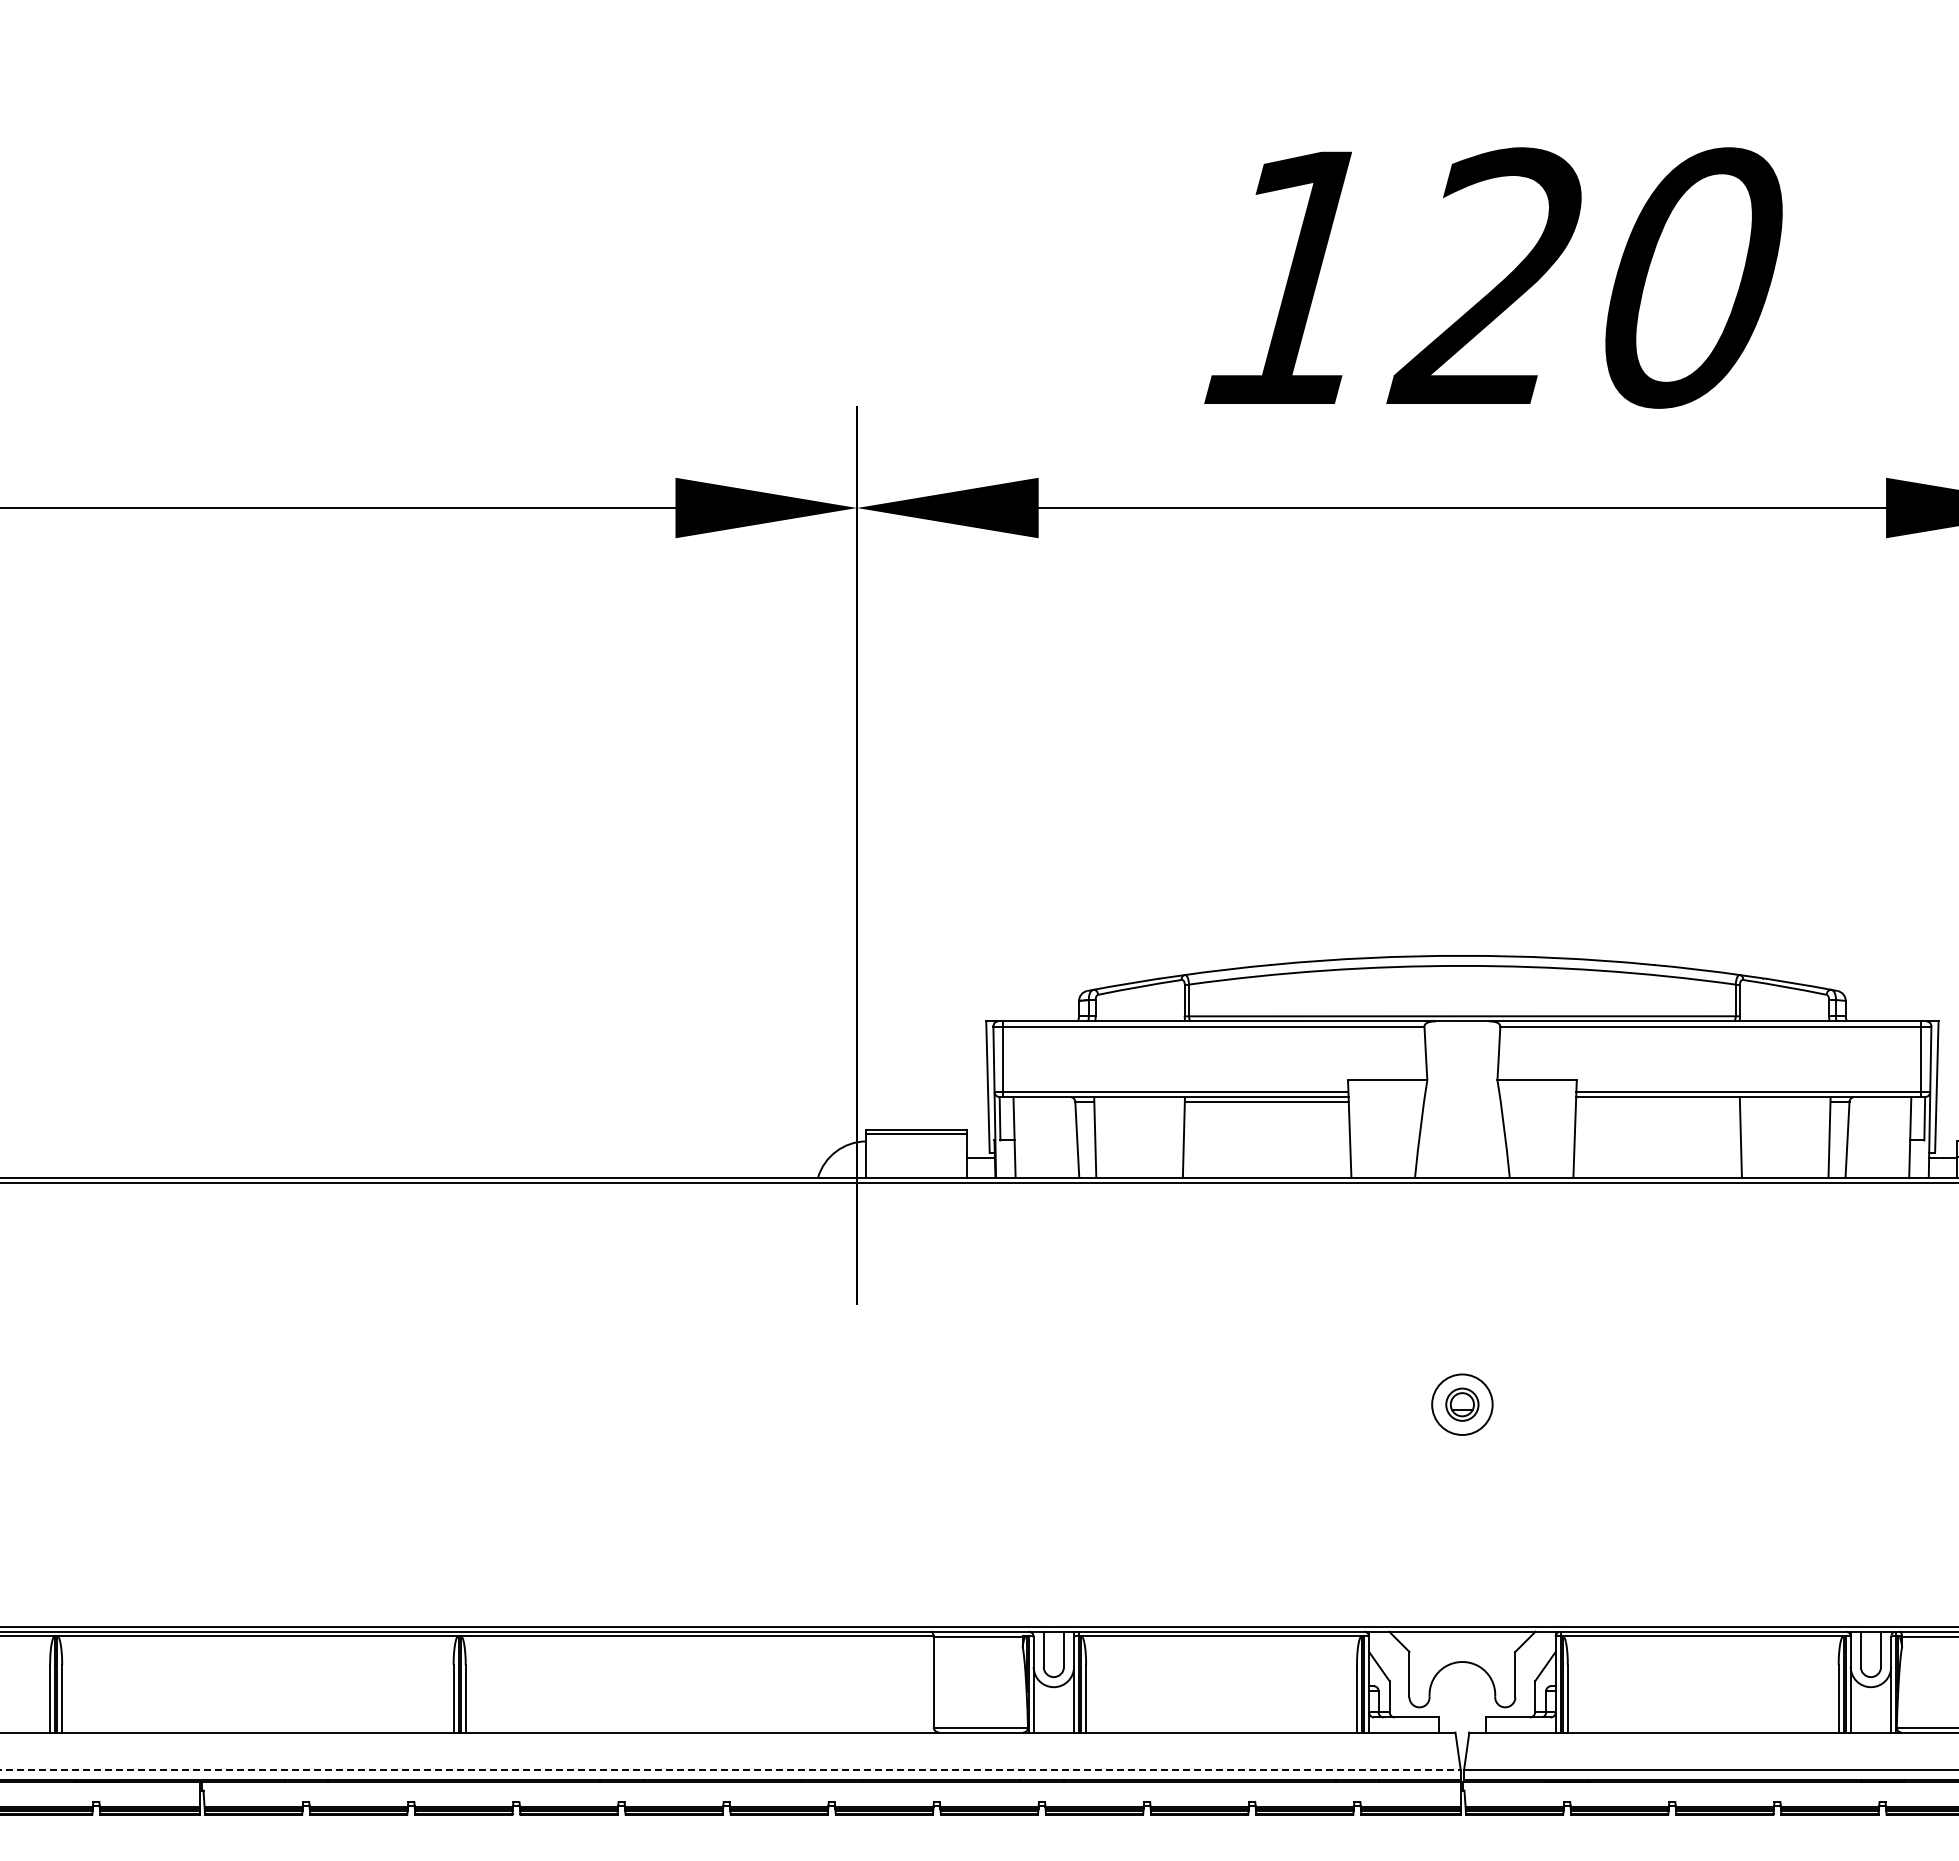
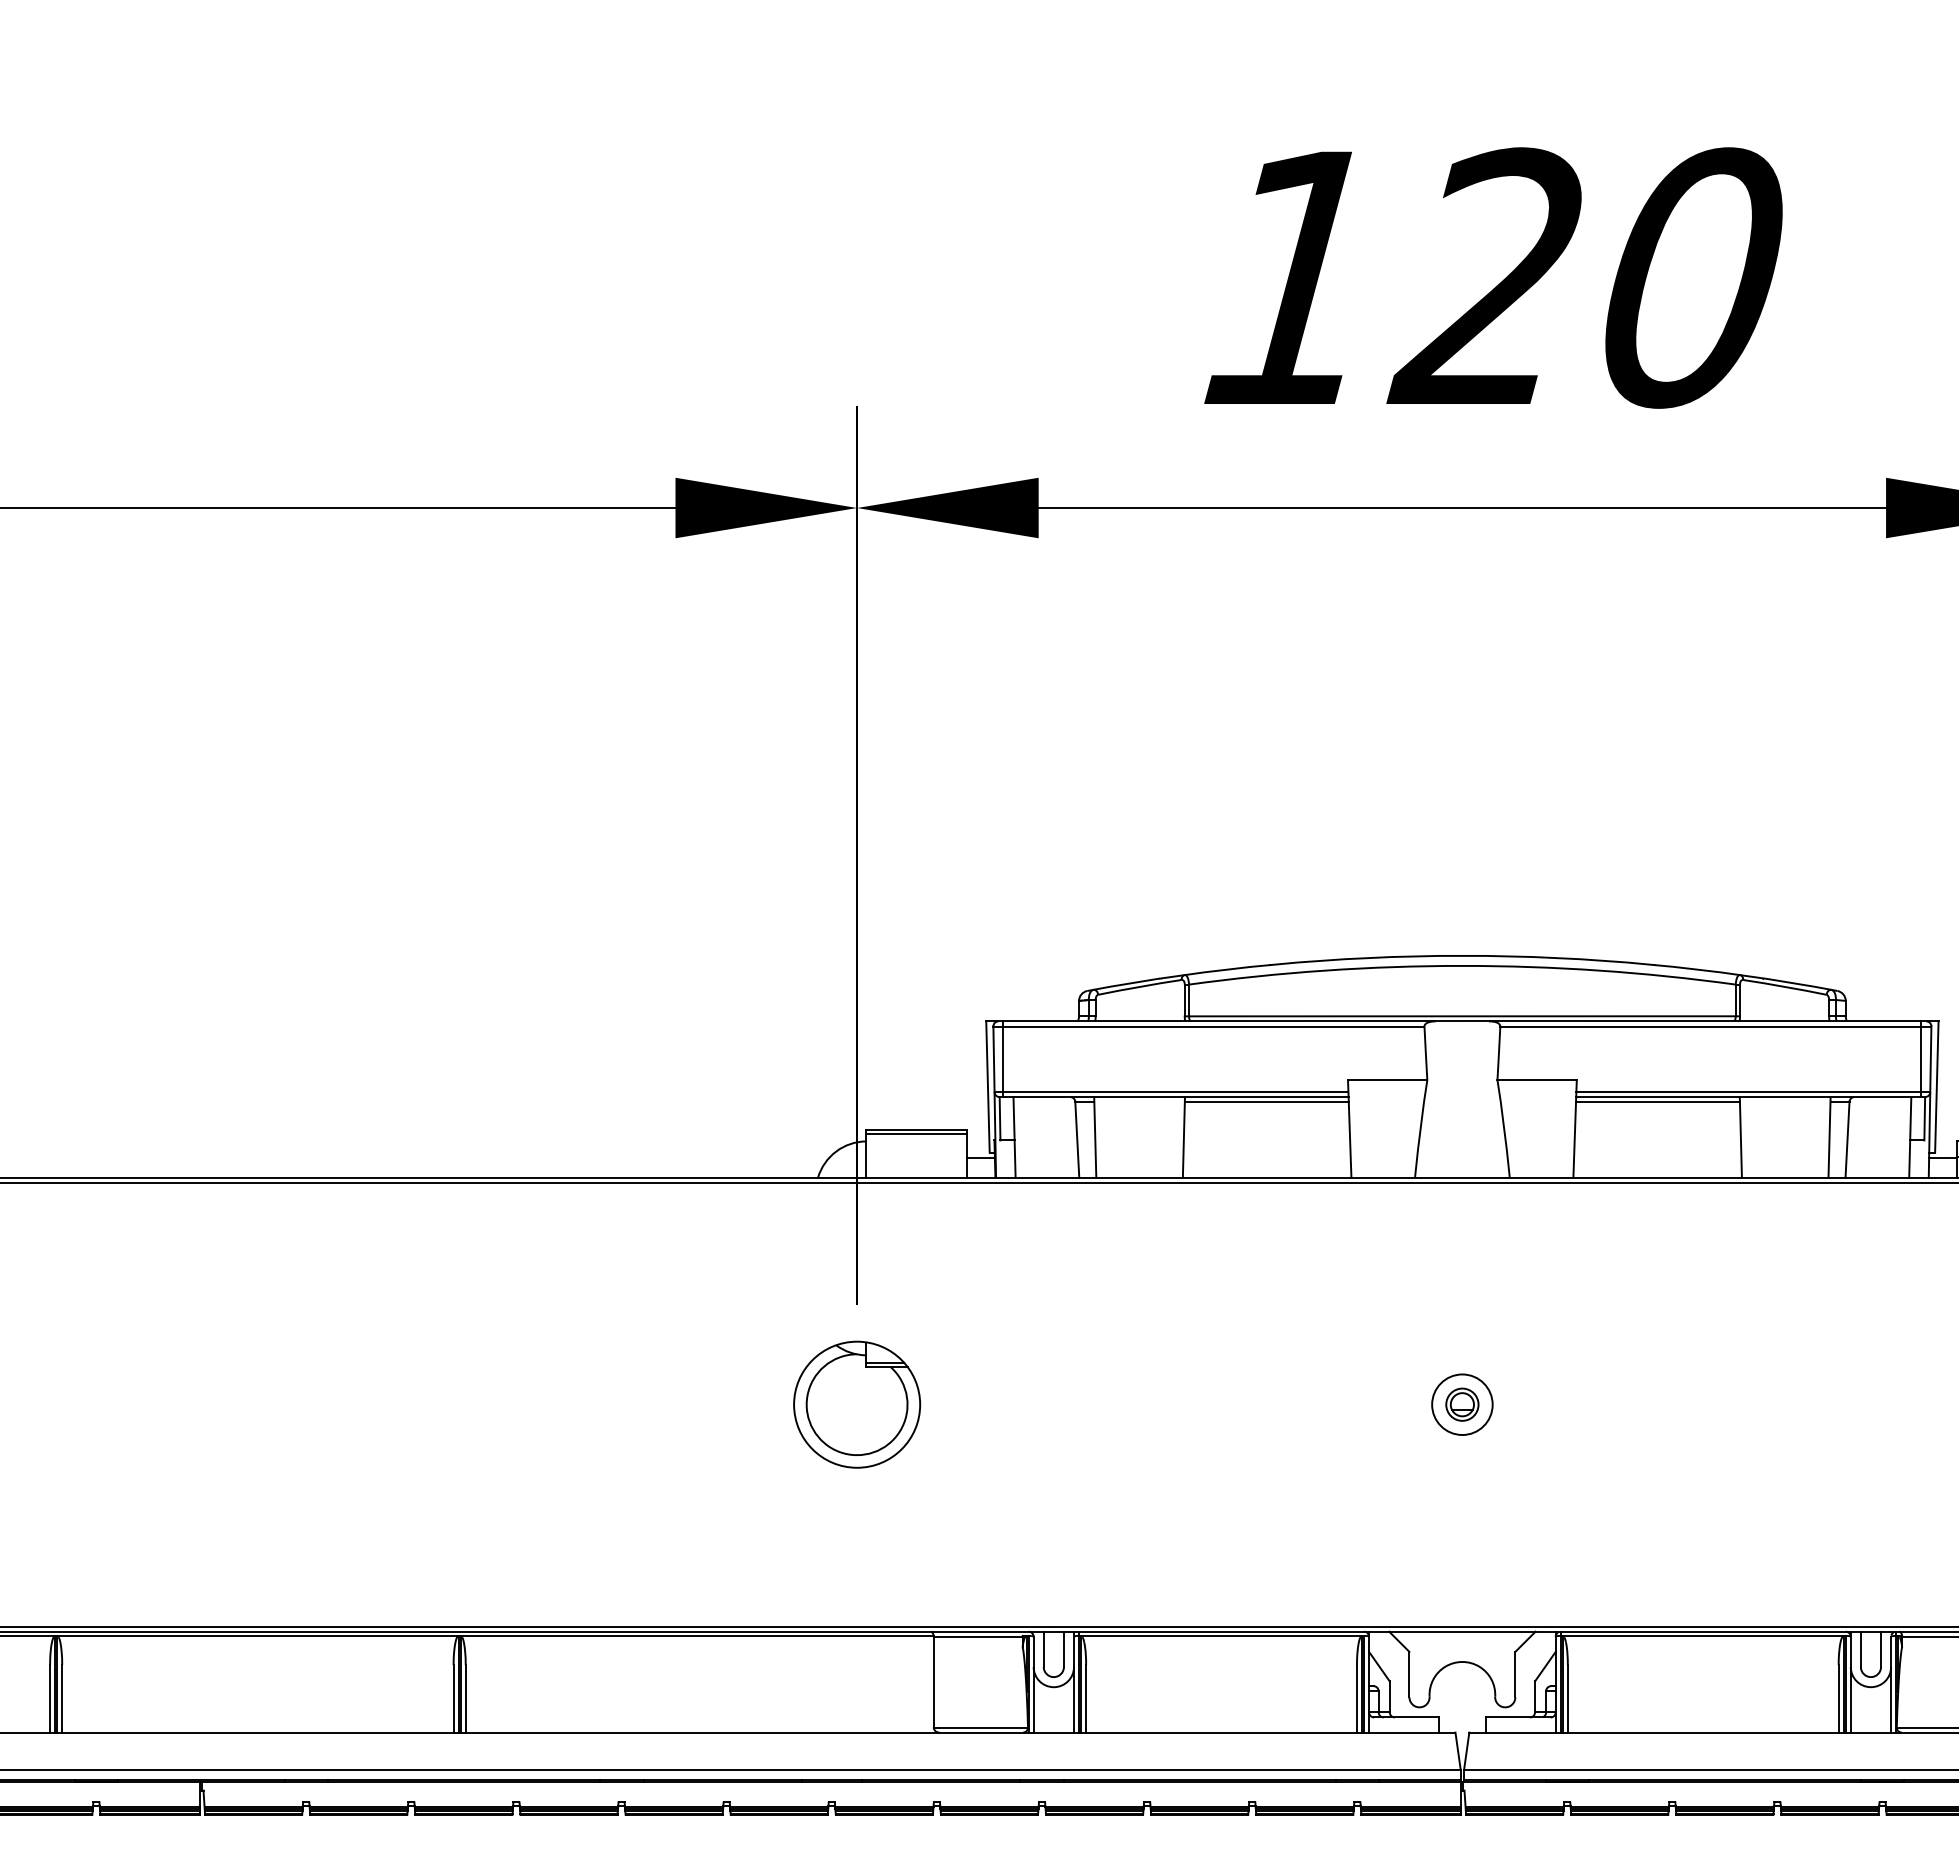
line: none -> present (1657, 1101)
part: none -> present (857, 1404)
line: dashed -> solid (730, 1769)
